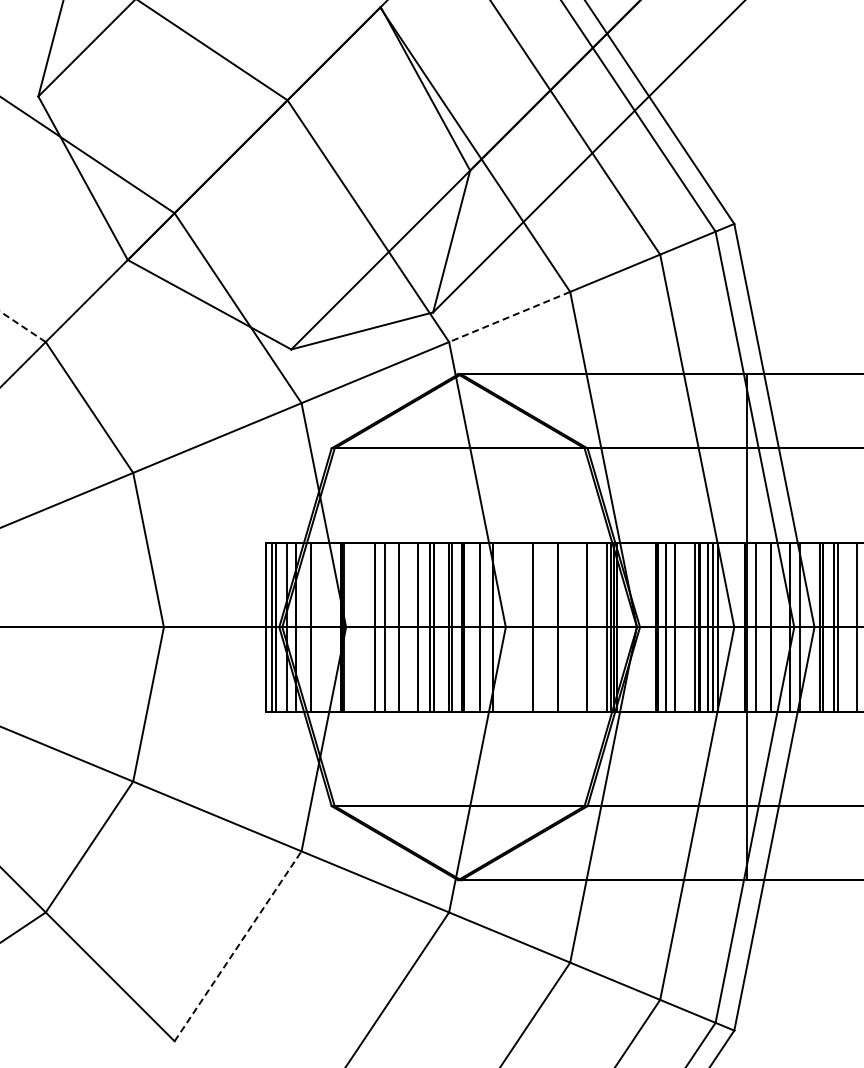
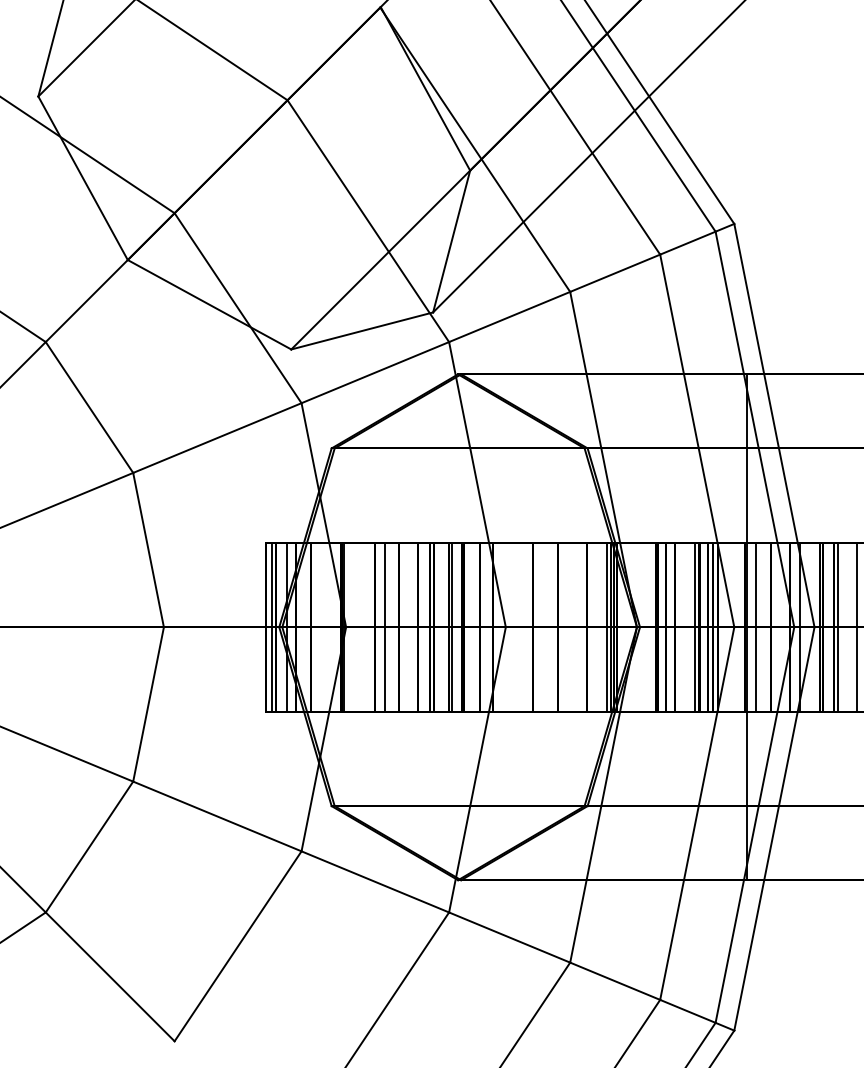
line: dashed -> solid (509, 317)
line: dashed -> solid (22, 326)
line: dashed -> solid (238, 945)
